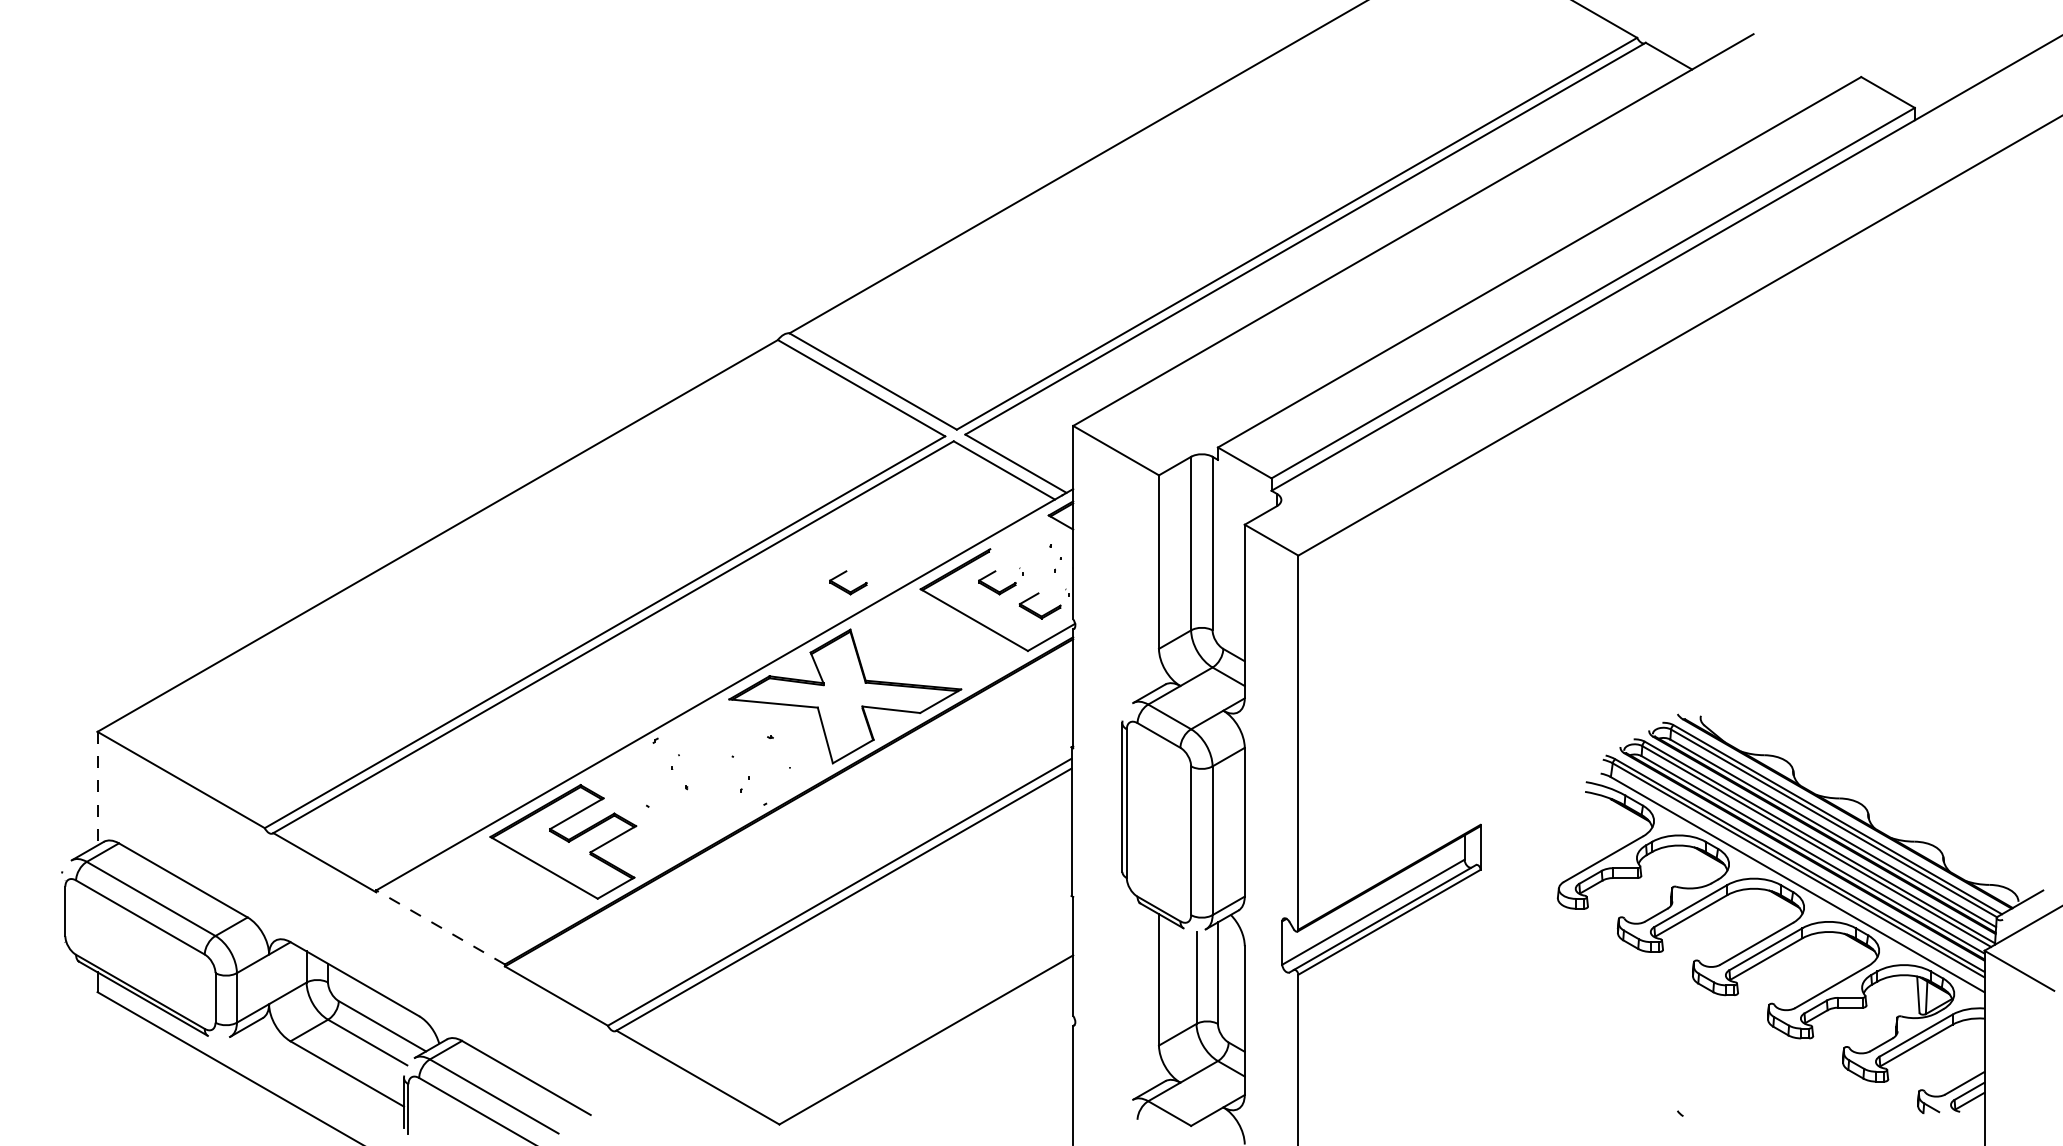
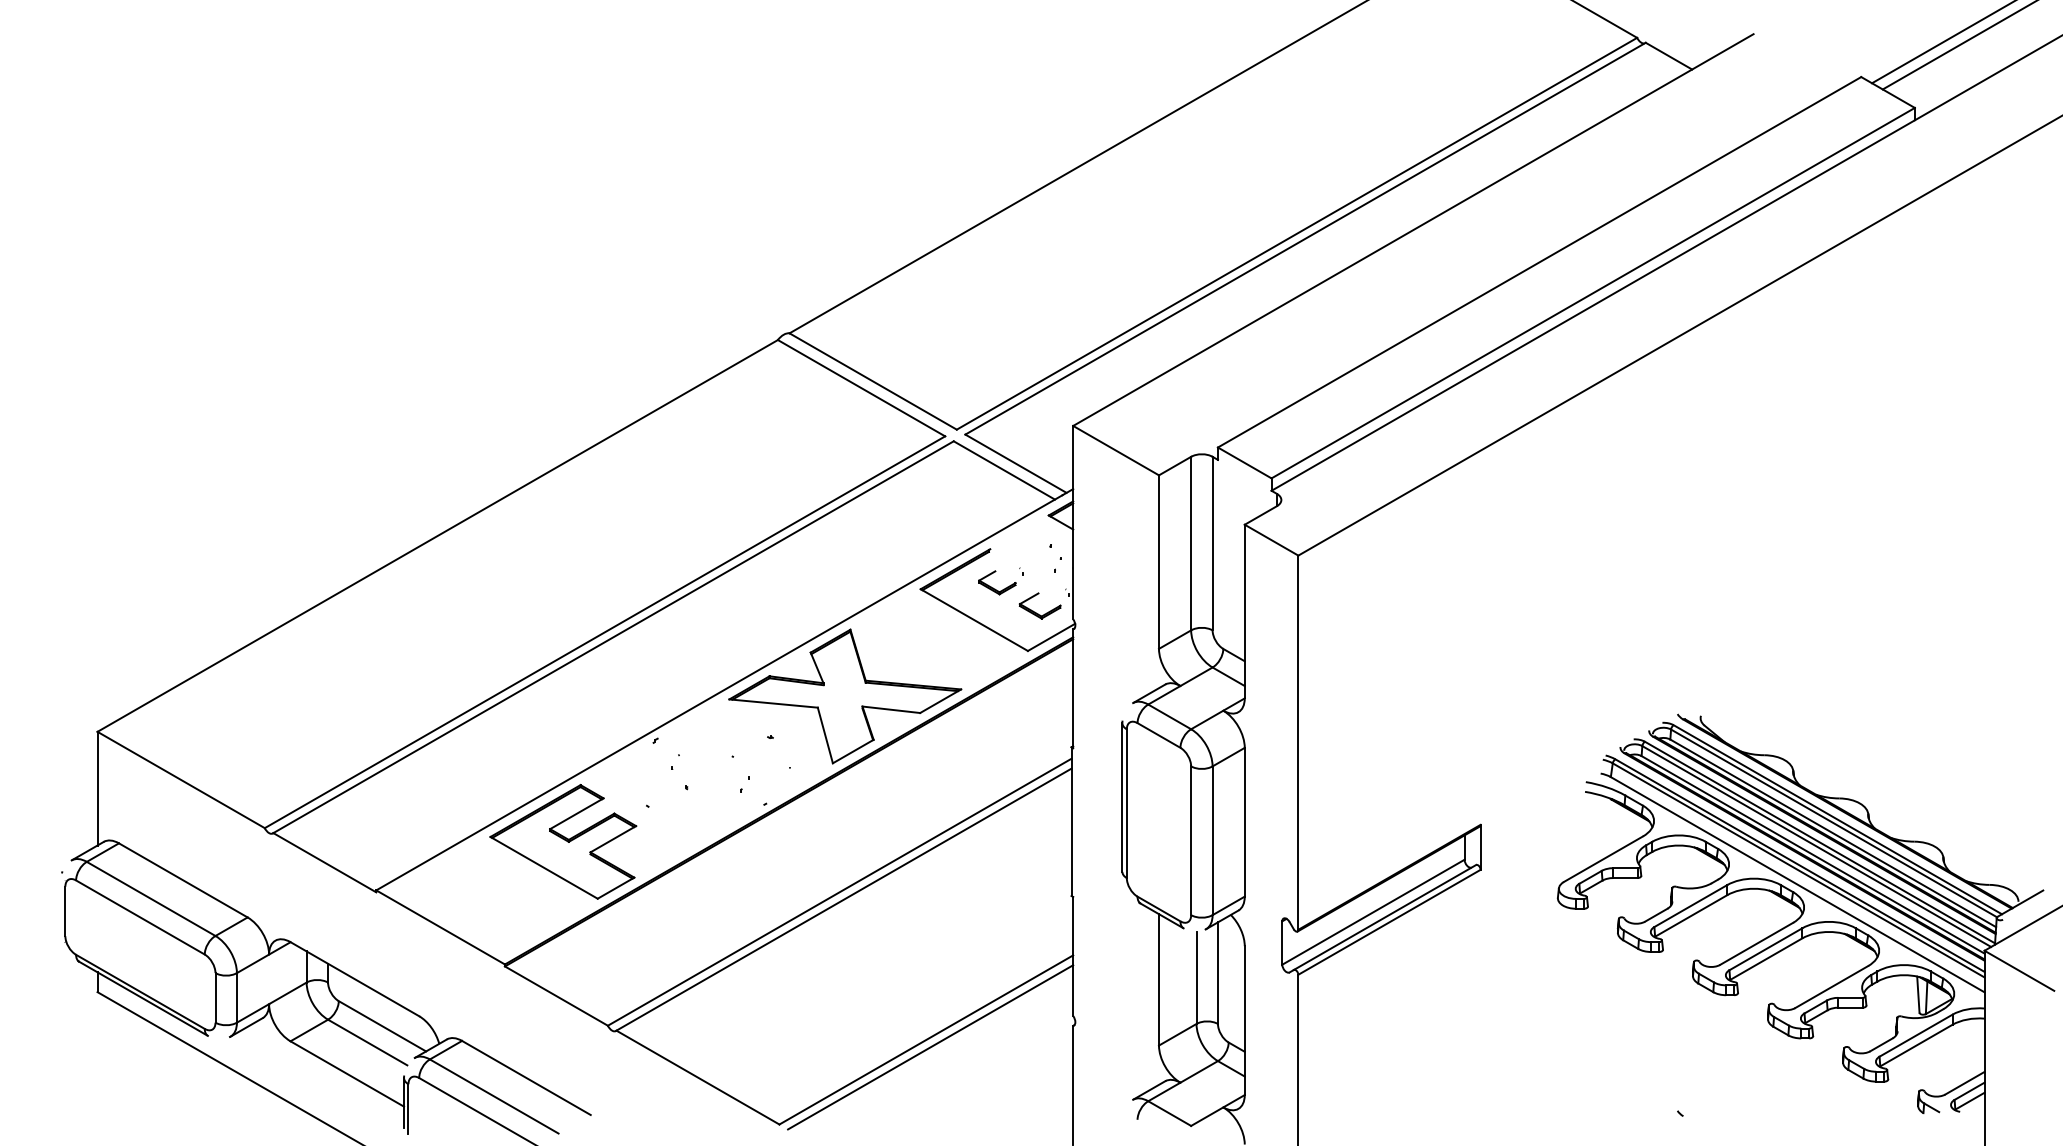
line: none -> present (1942, 42)
line: none -> present (1958, 45)
part: present -> none (846, 588)
line: dashed -> solid (97, 788)
line: dashed -> solid (440, 927)
line: none -> present (930, 1047)
